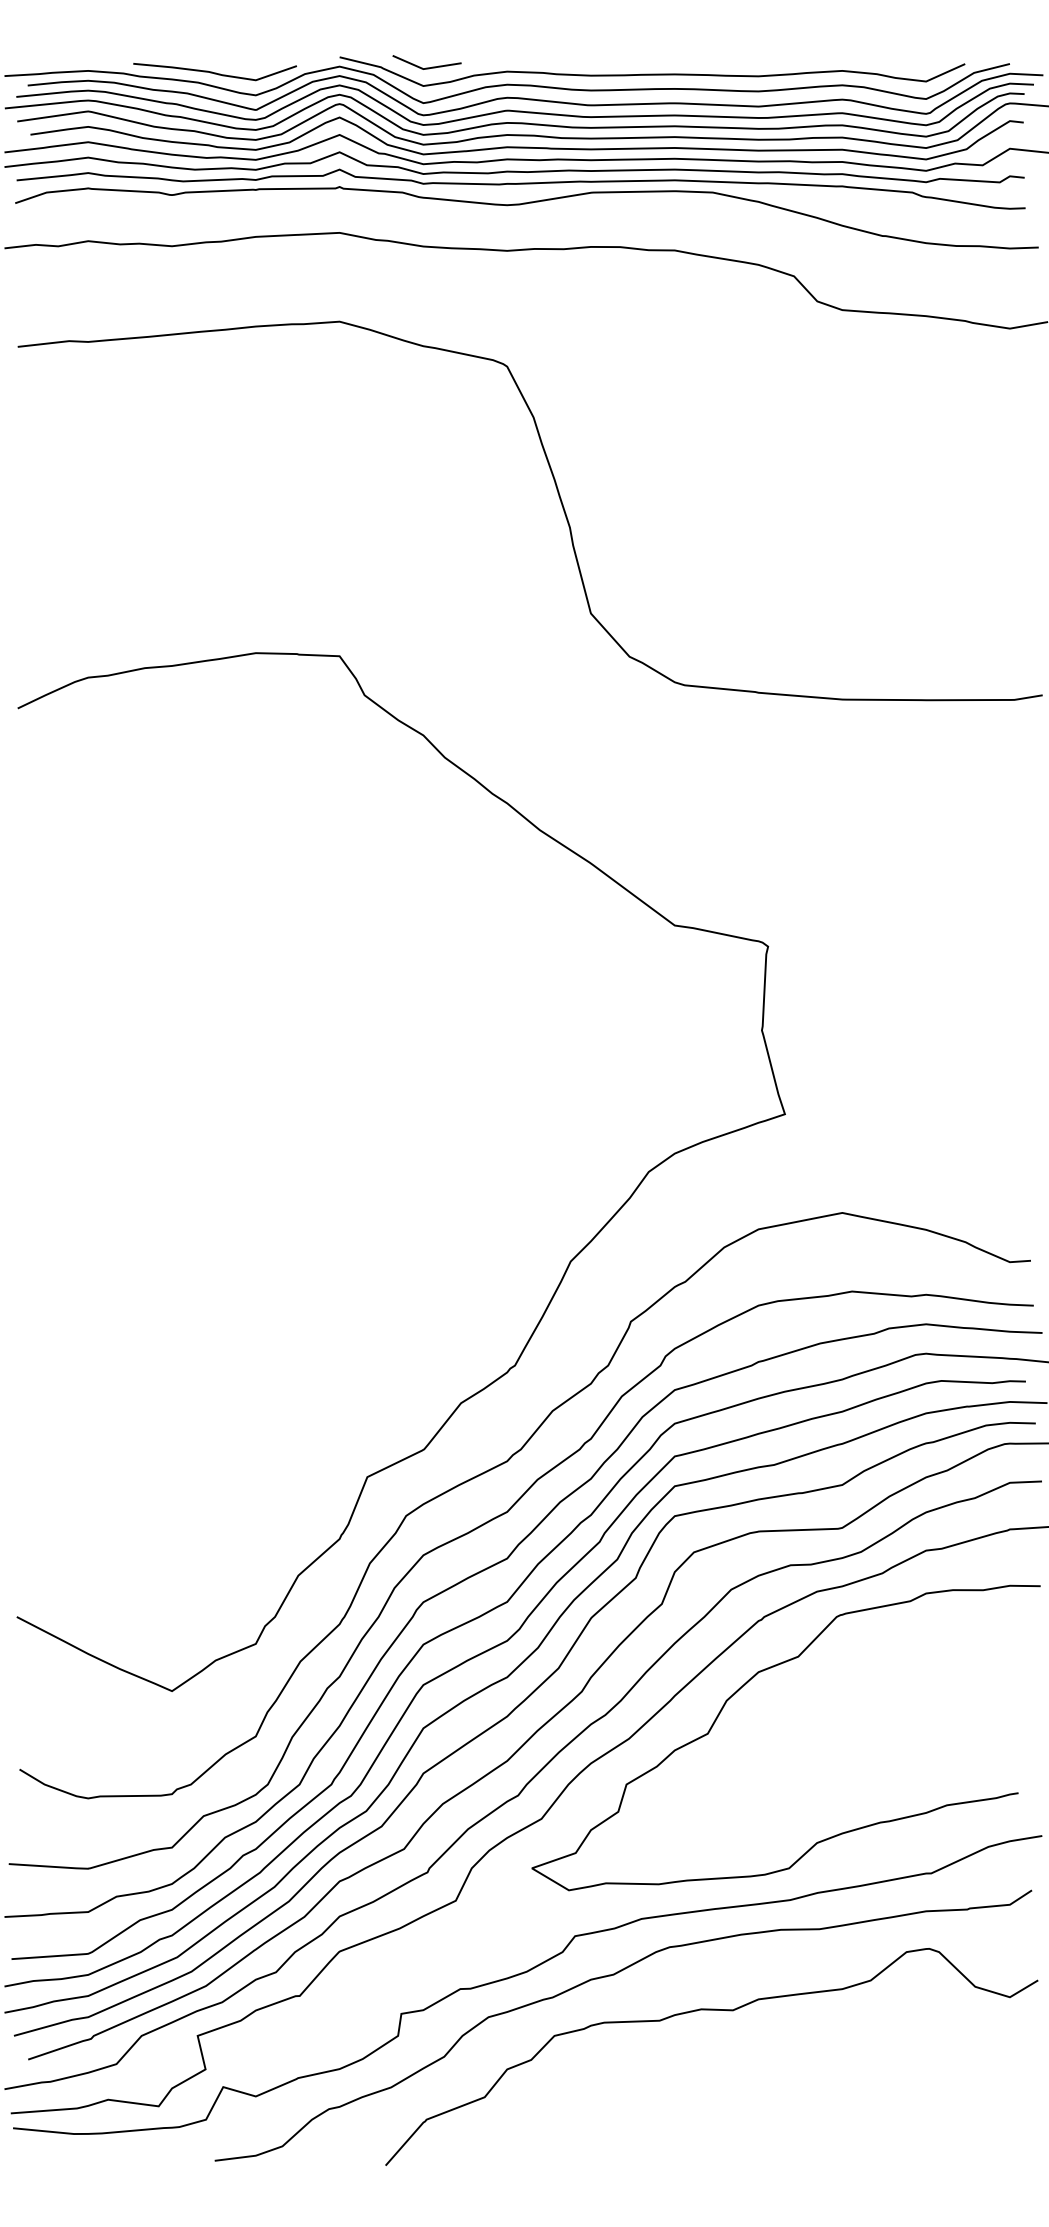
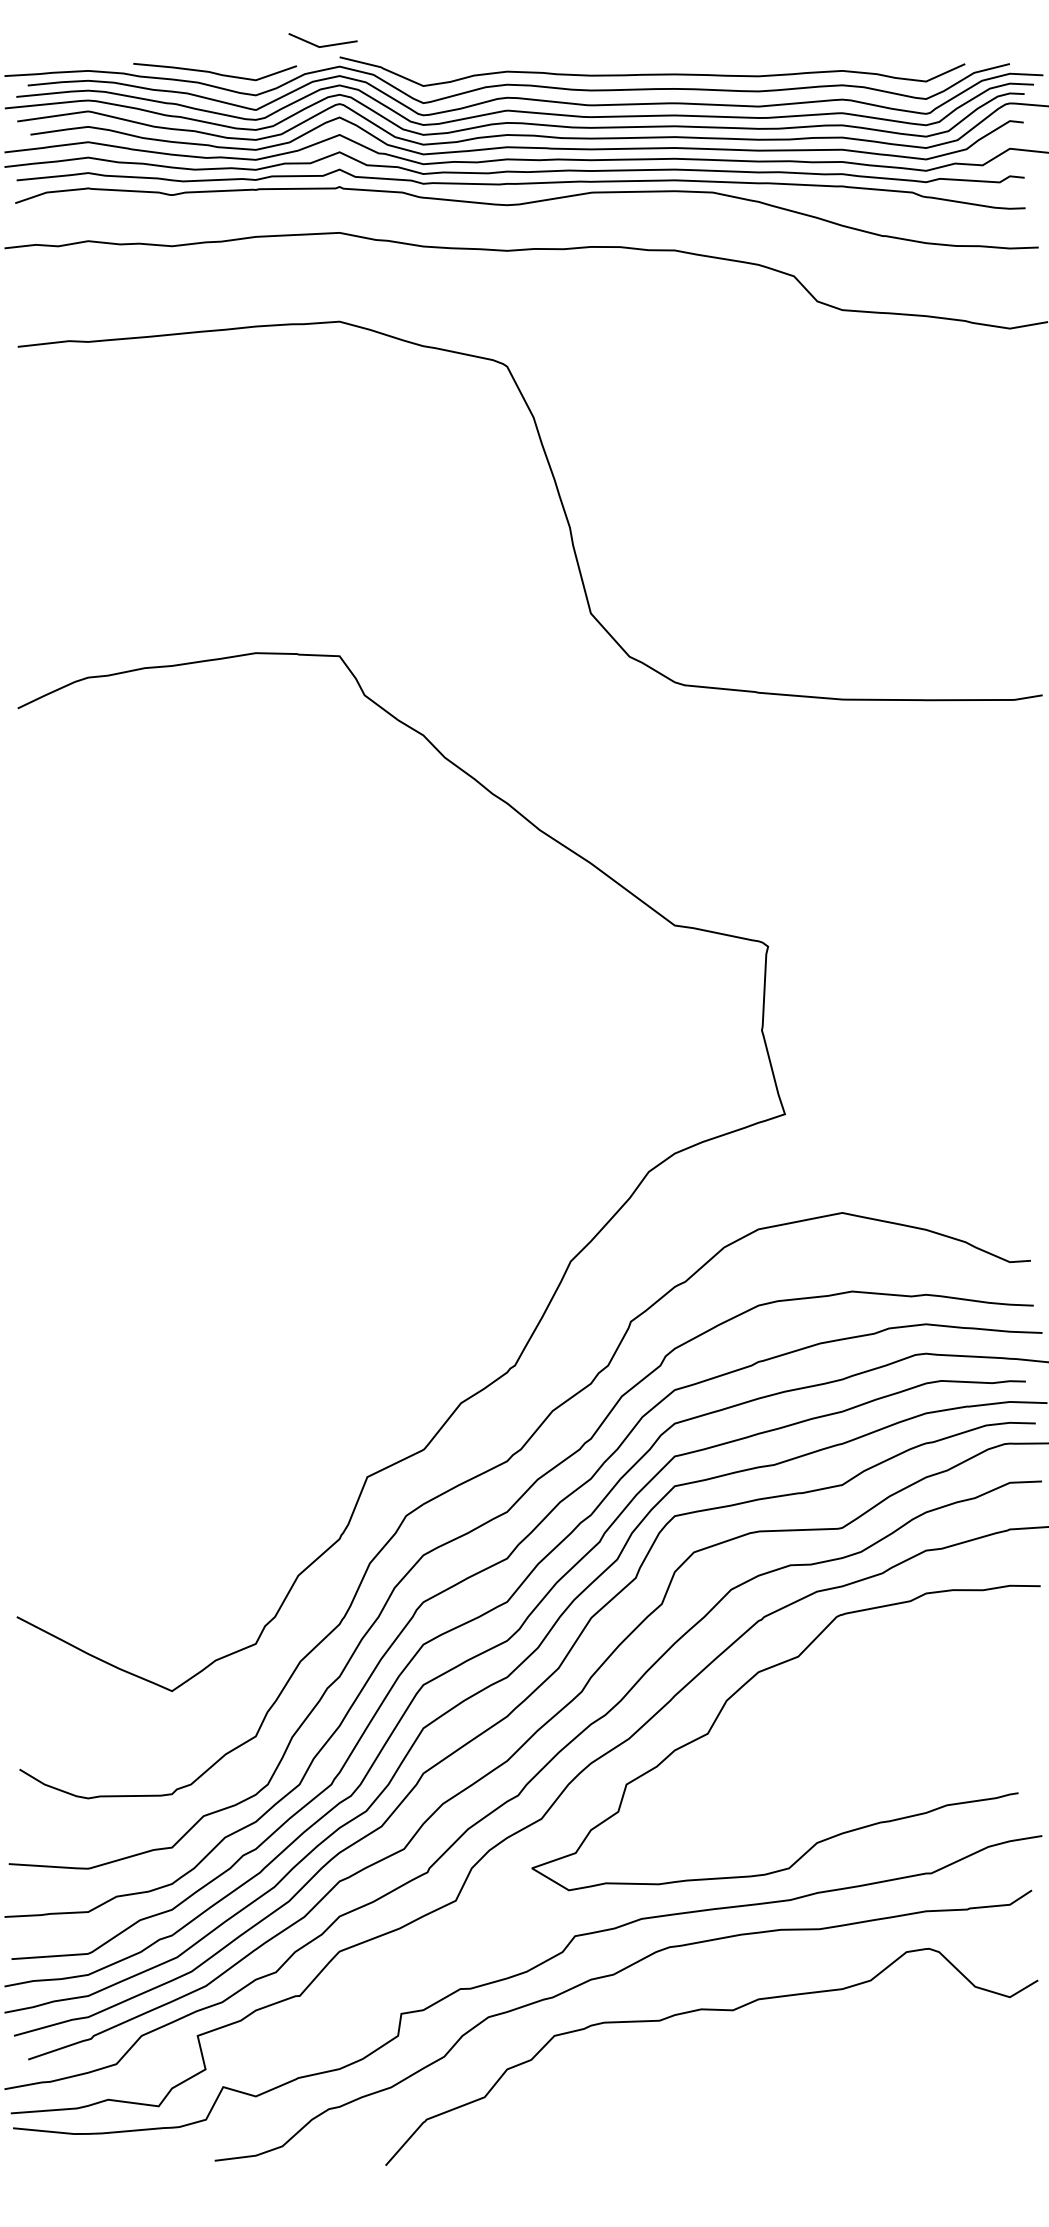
line position: (426, 67) -> (322, 45) (322, 45)
